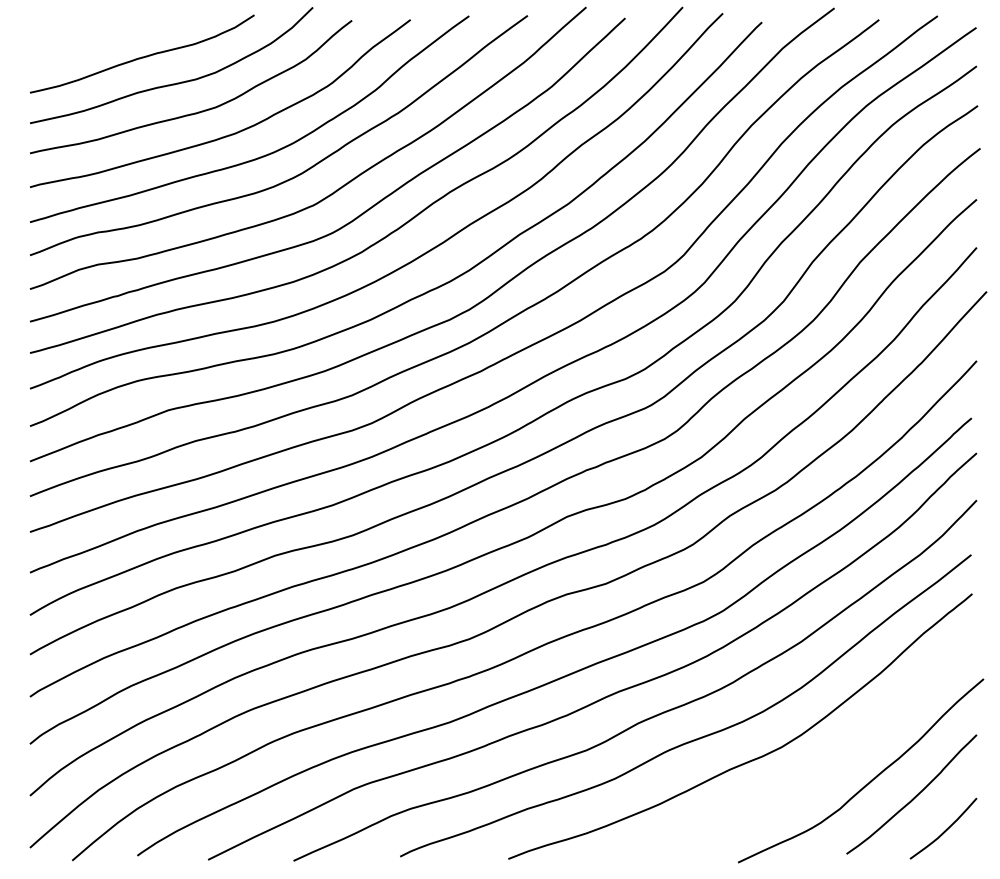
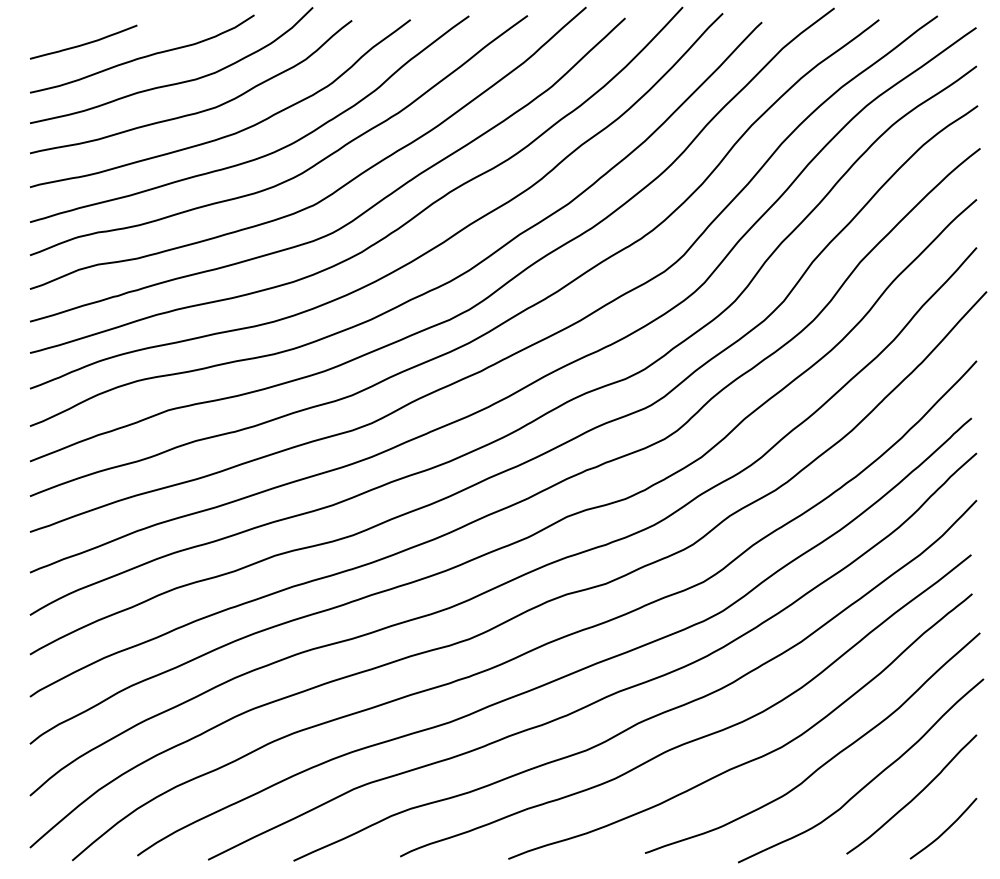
curve: none -> present (83, 43)
curve: none -> present (827, 760)
